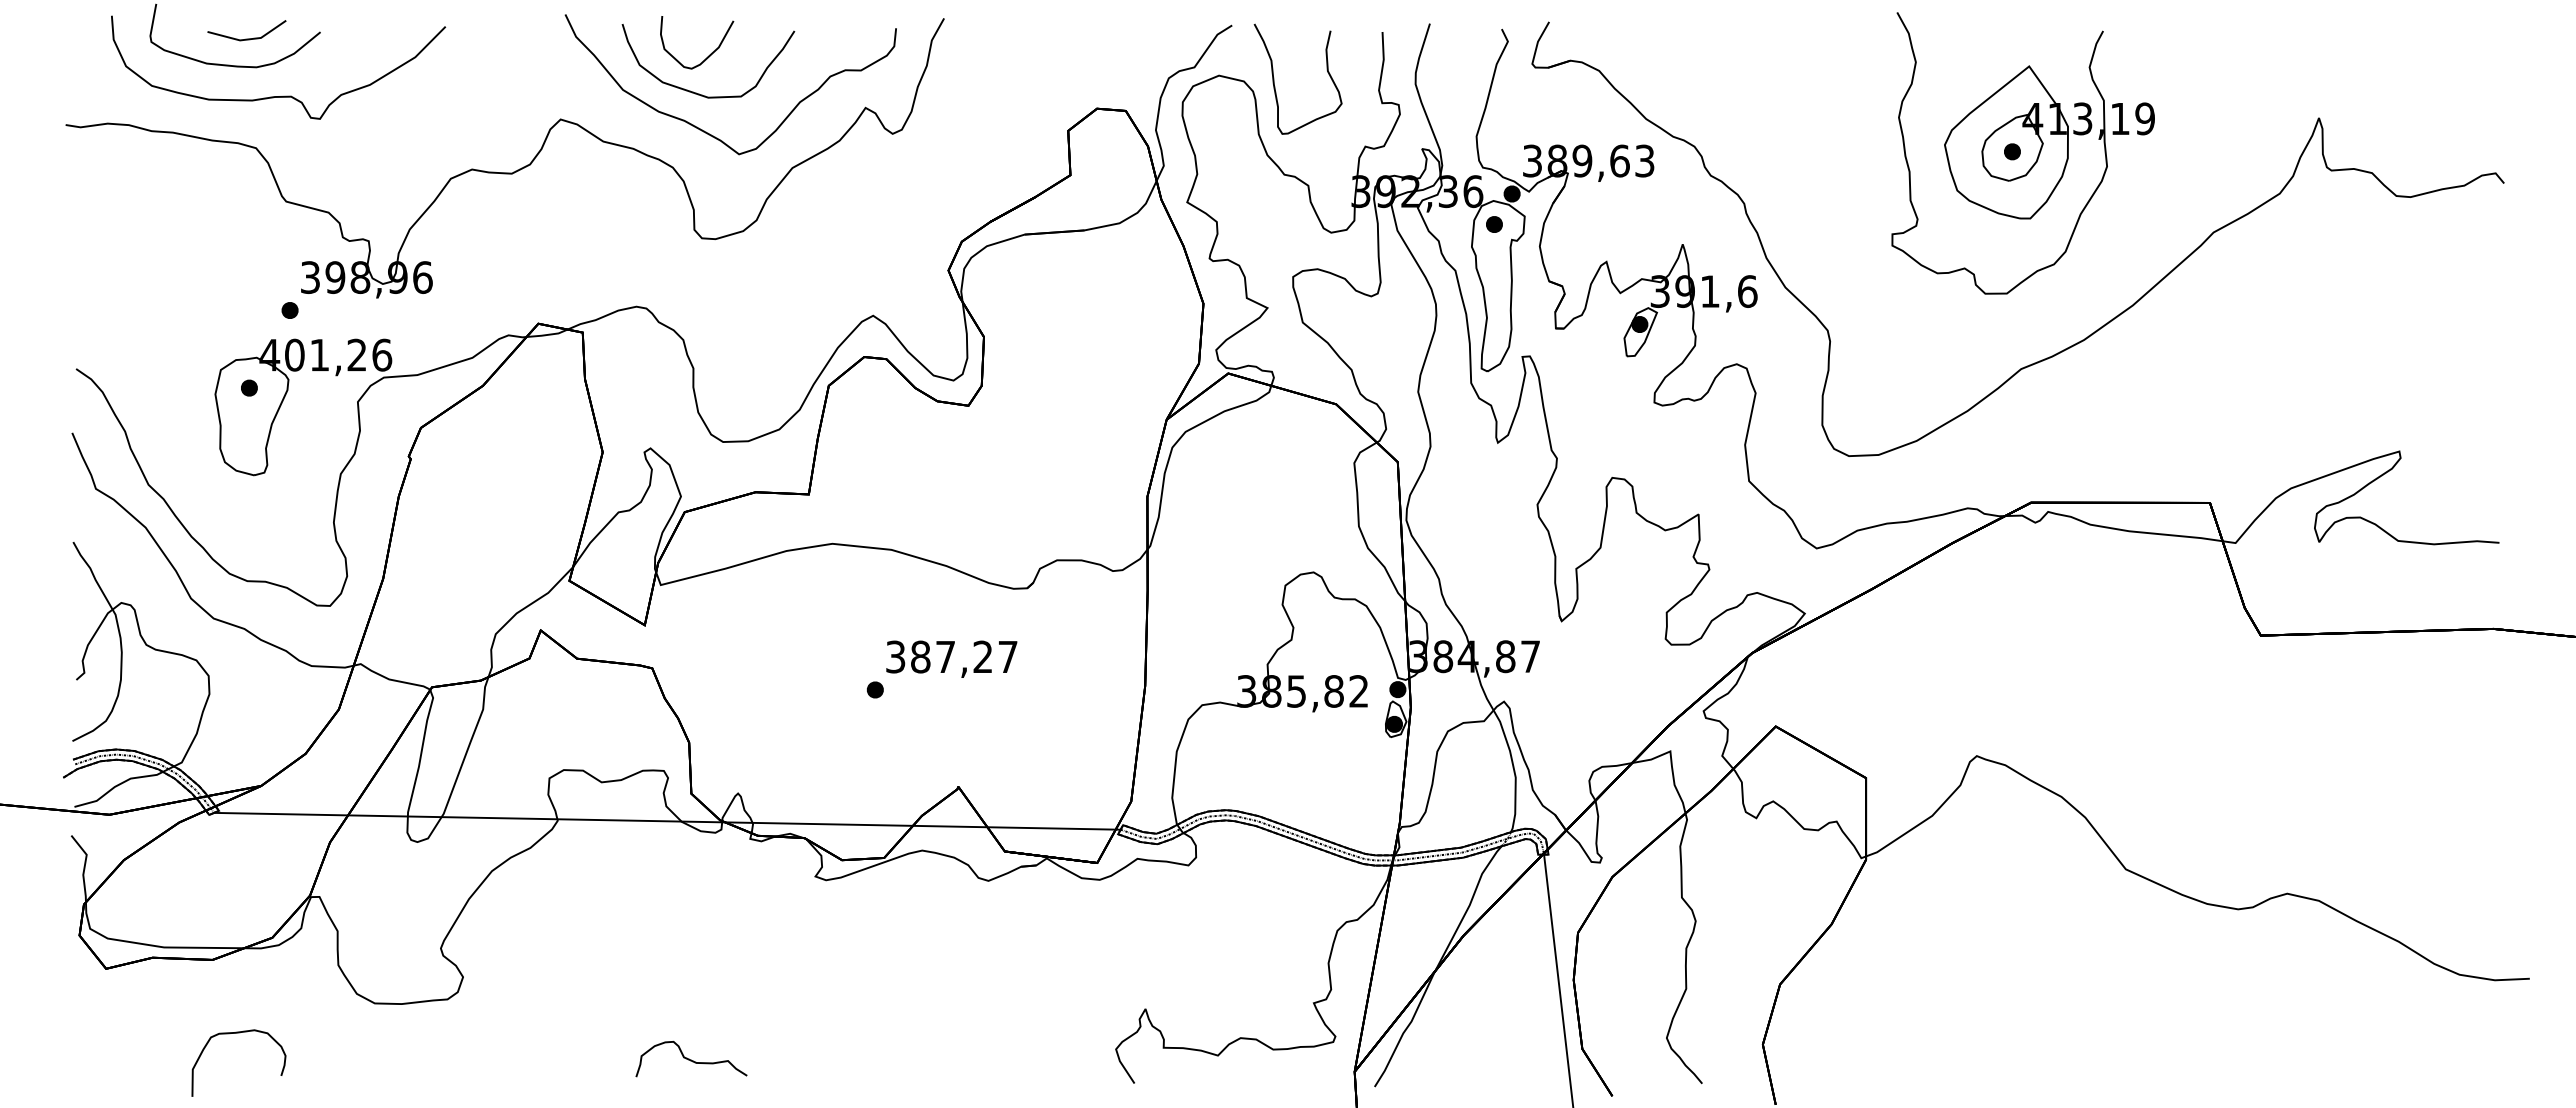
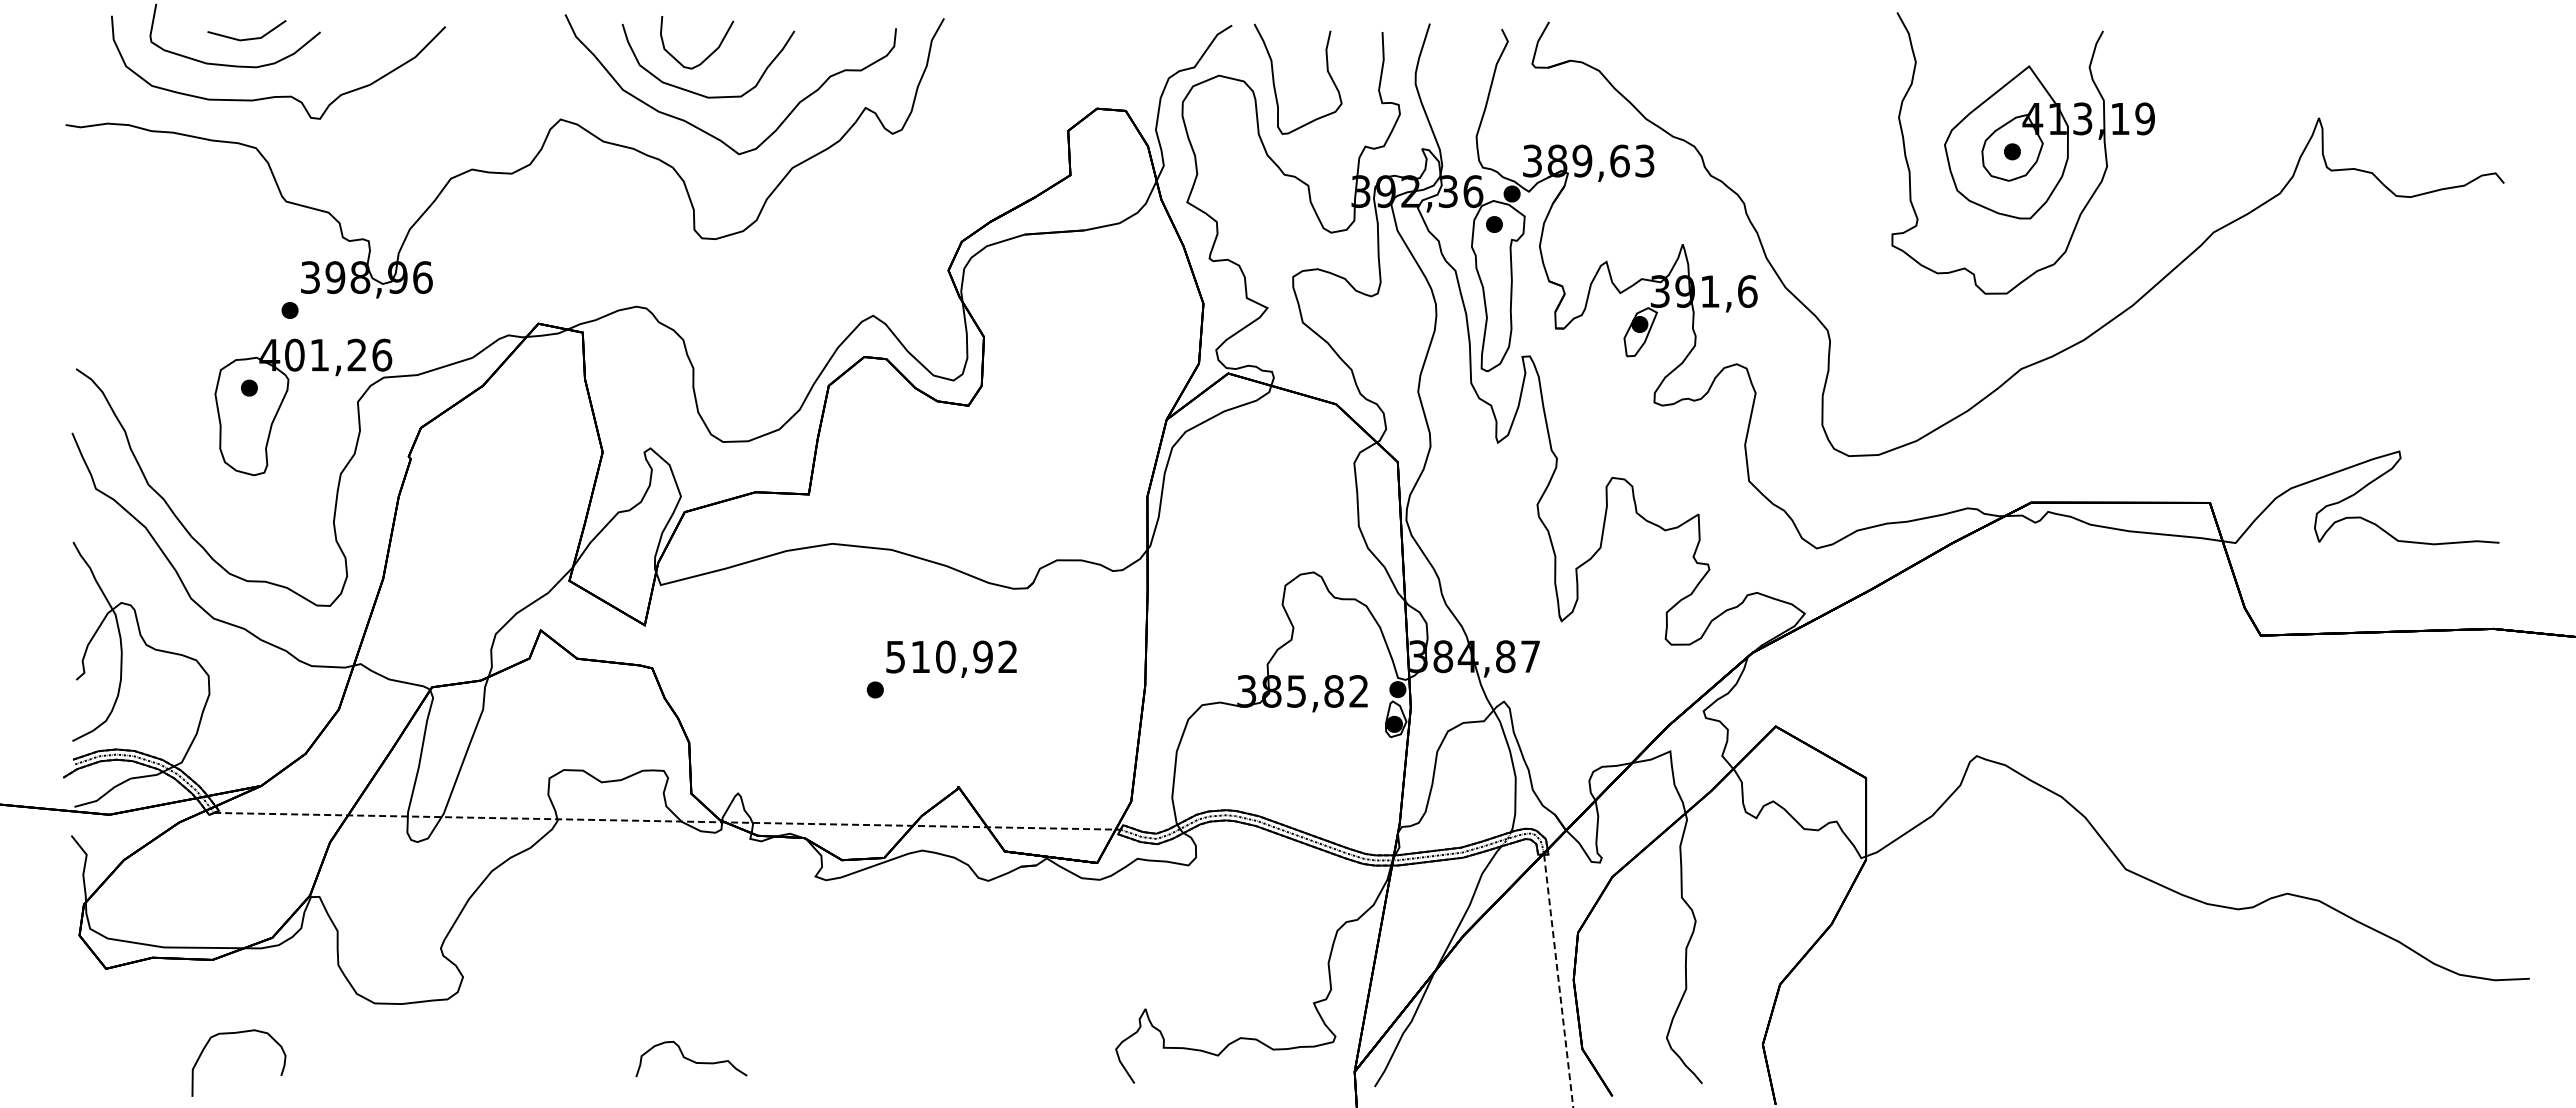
text: 387,27 -> 510,92 (951, 656)
line: solid -> dashed (667, 821)
line: solid -> dashed (1558, 981)
